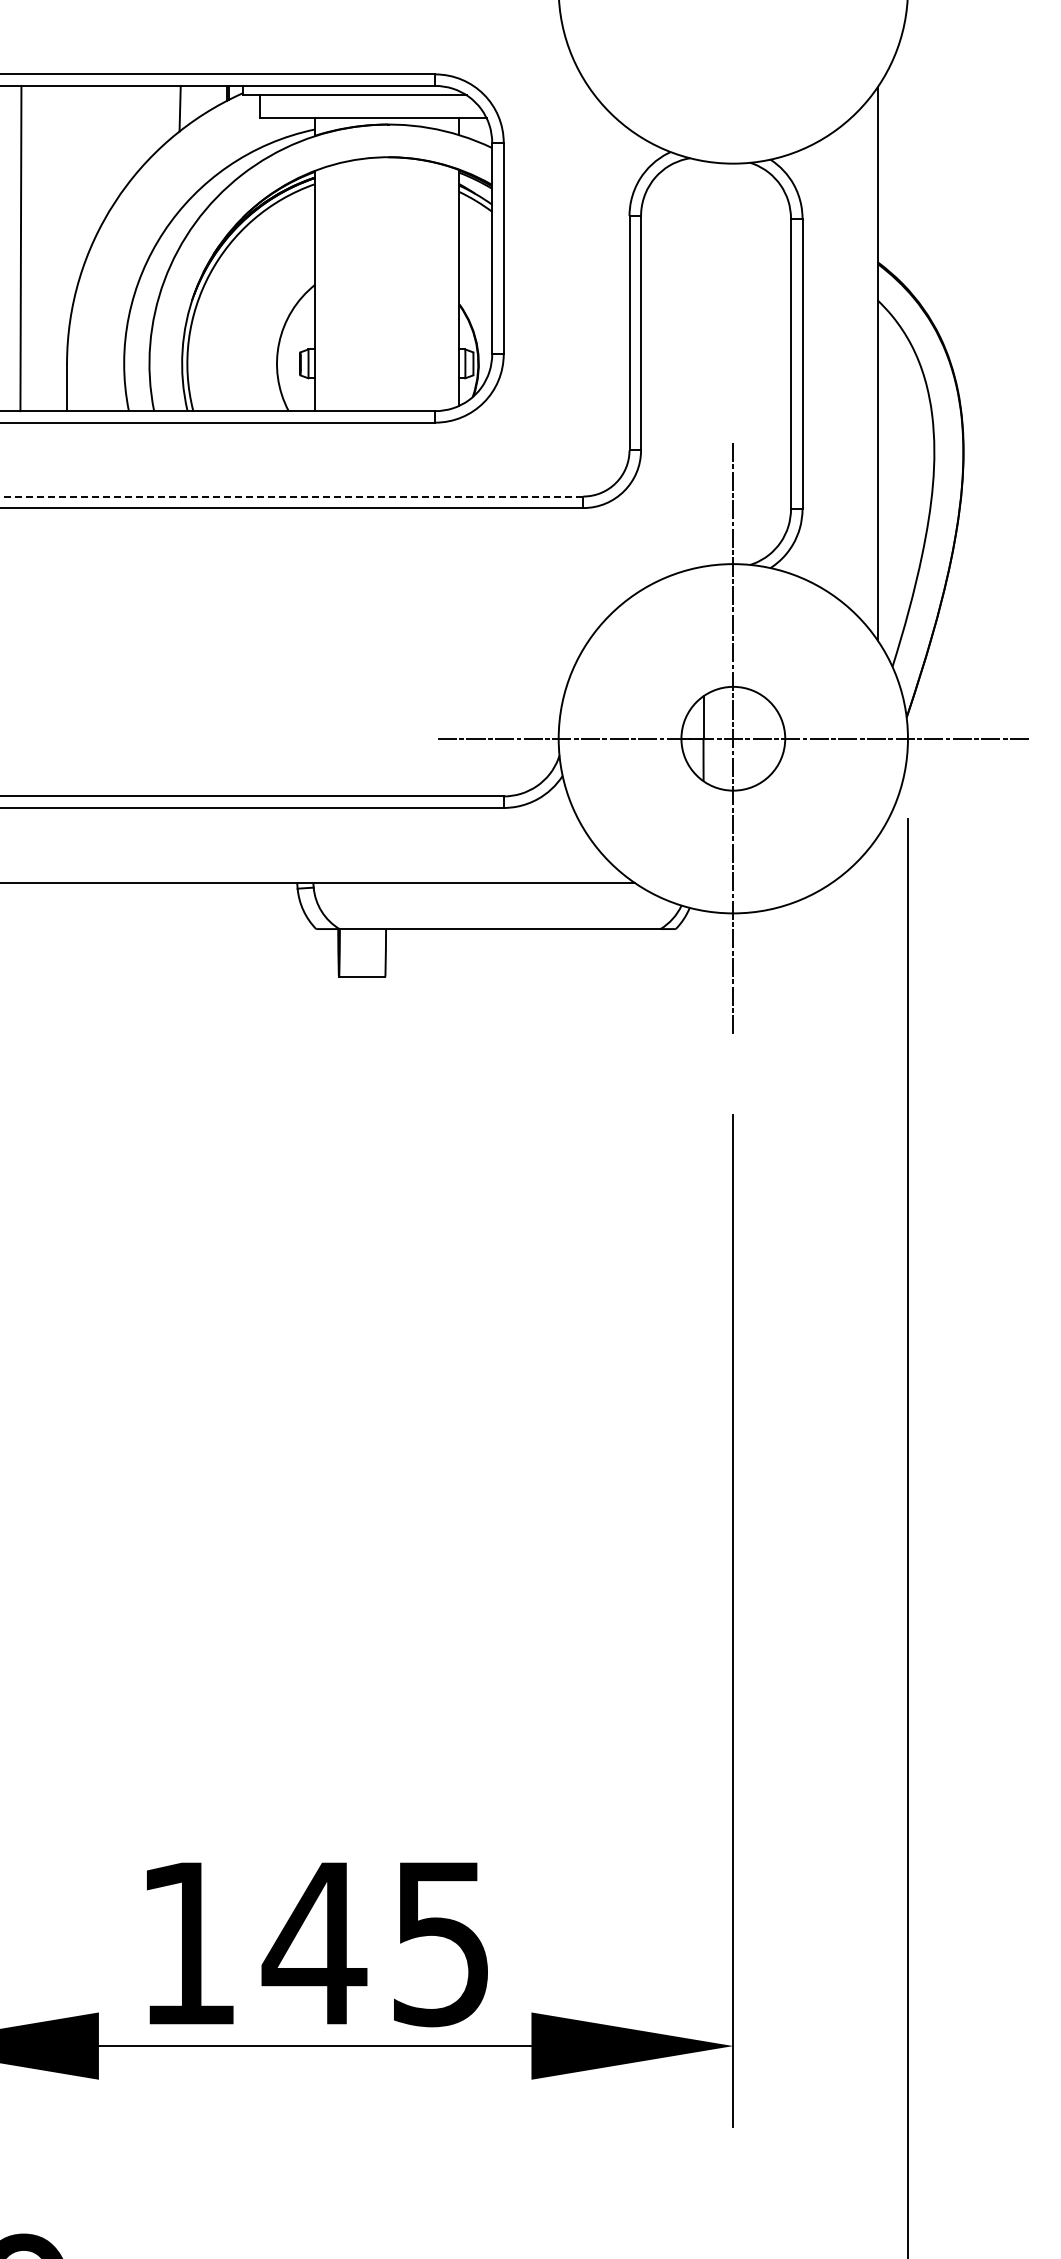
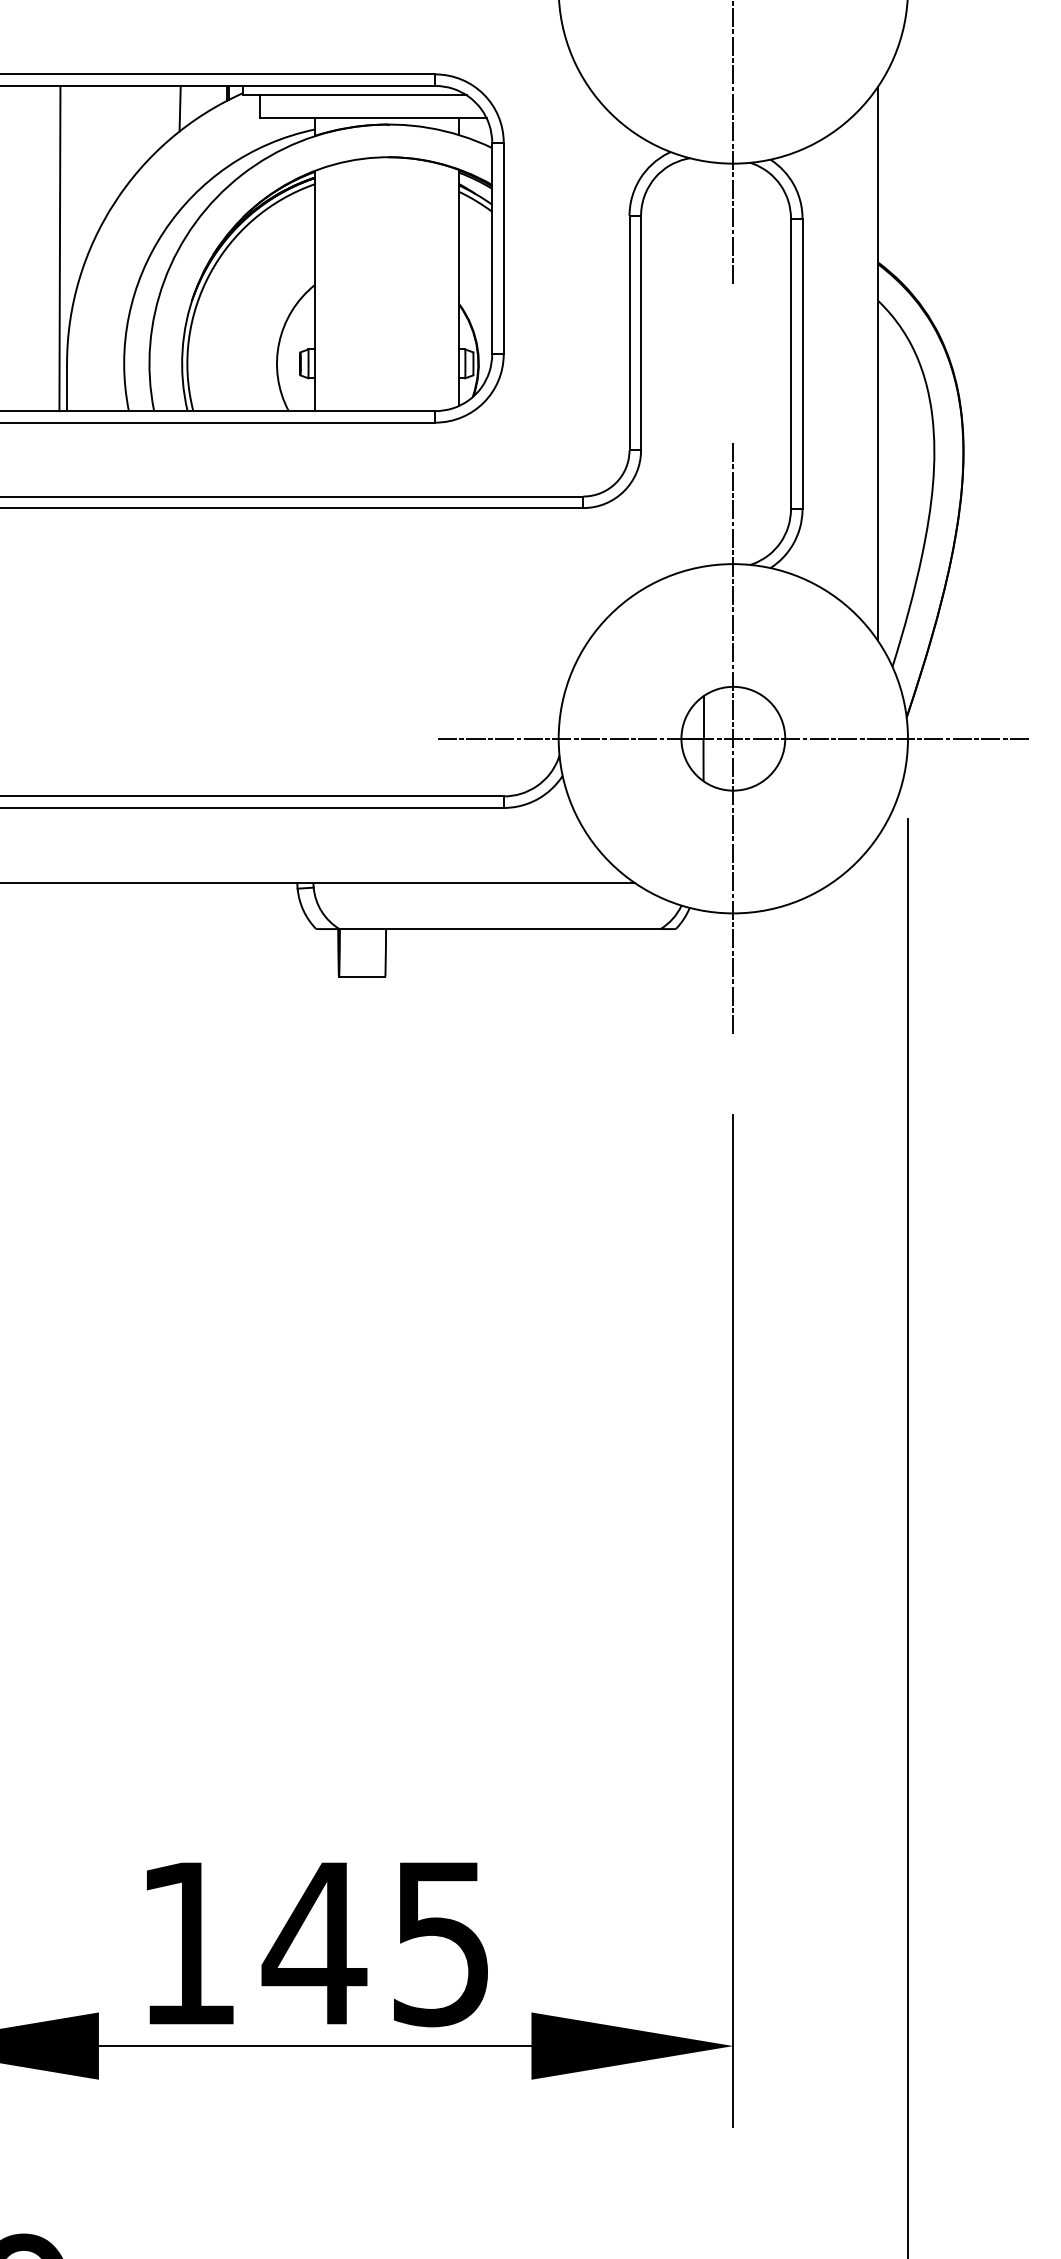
line: none -> present (733, 143)
line position: (20, 248) -> (59, 248) (59, 248)
line: dashed -> solid (291, 496)
